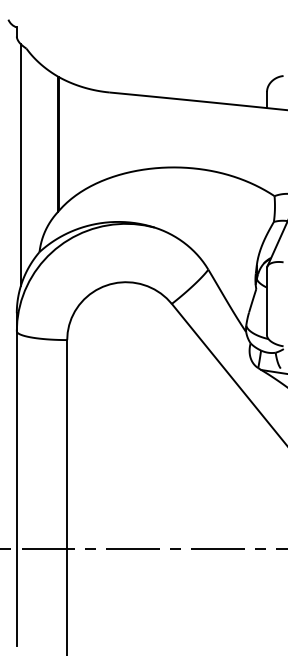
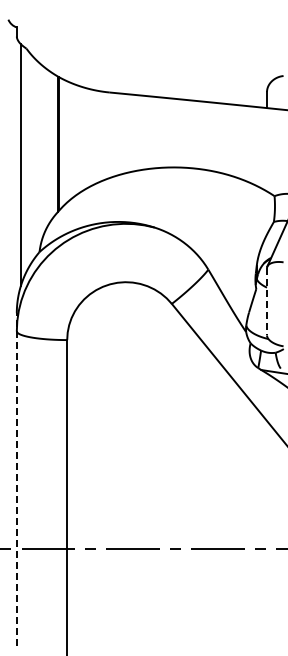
line: solid -> dashed (267, 301)
line: solid -> dashed (16, 479)
